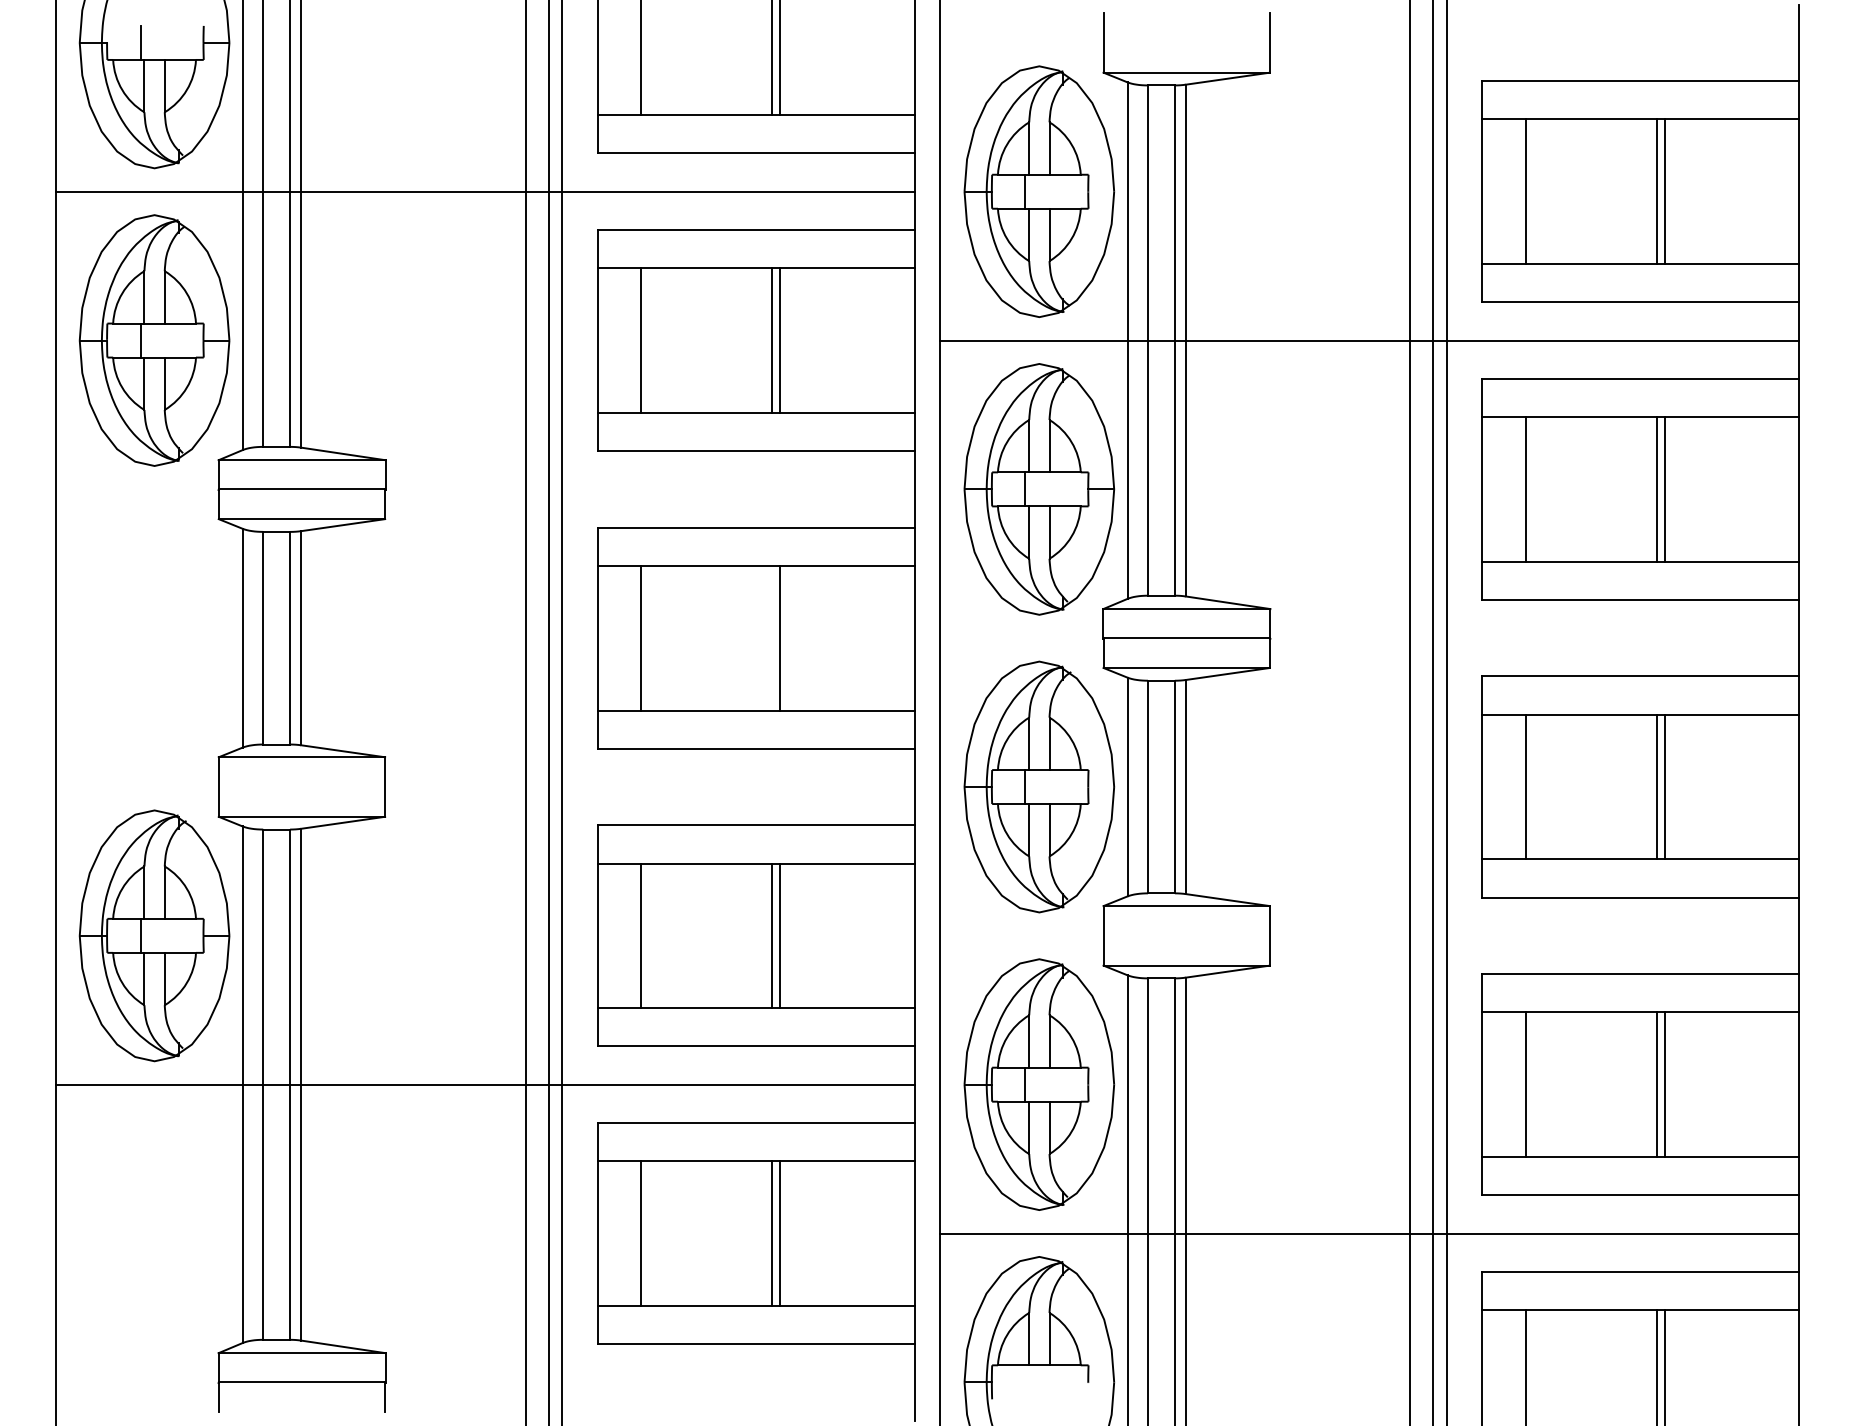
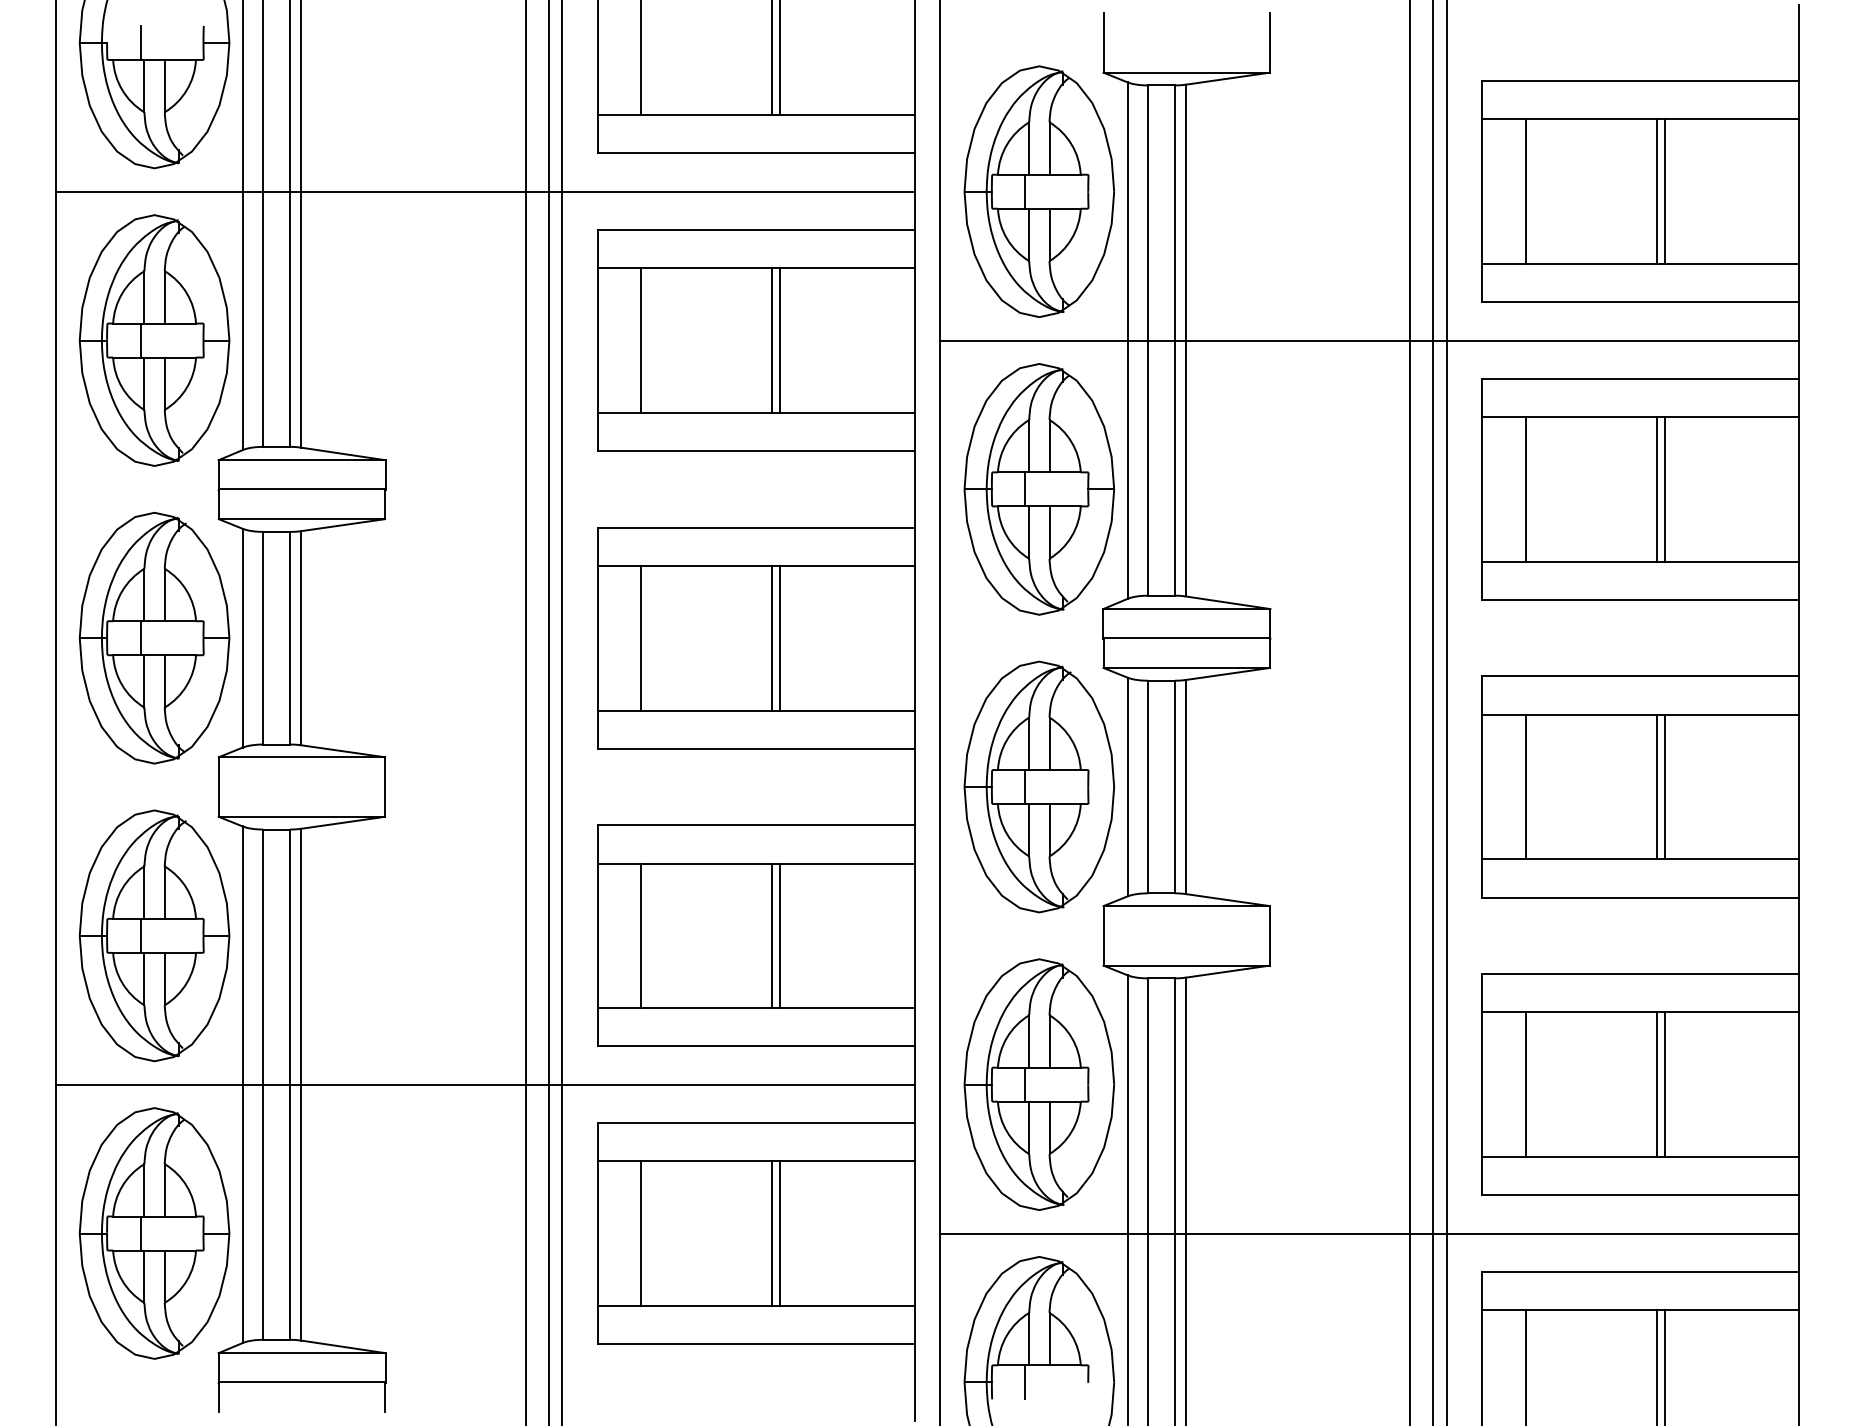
part: none -> present (154, 637)
line: none -> present (772, 637)
part: none -> present (154, 1233)
line: none -> present (1025, 1382)
